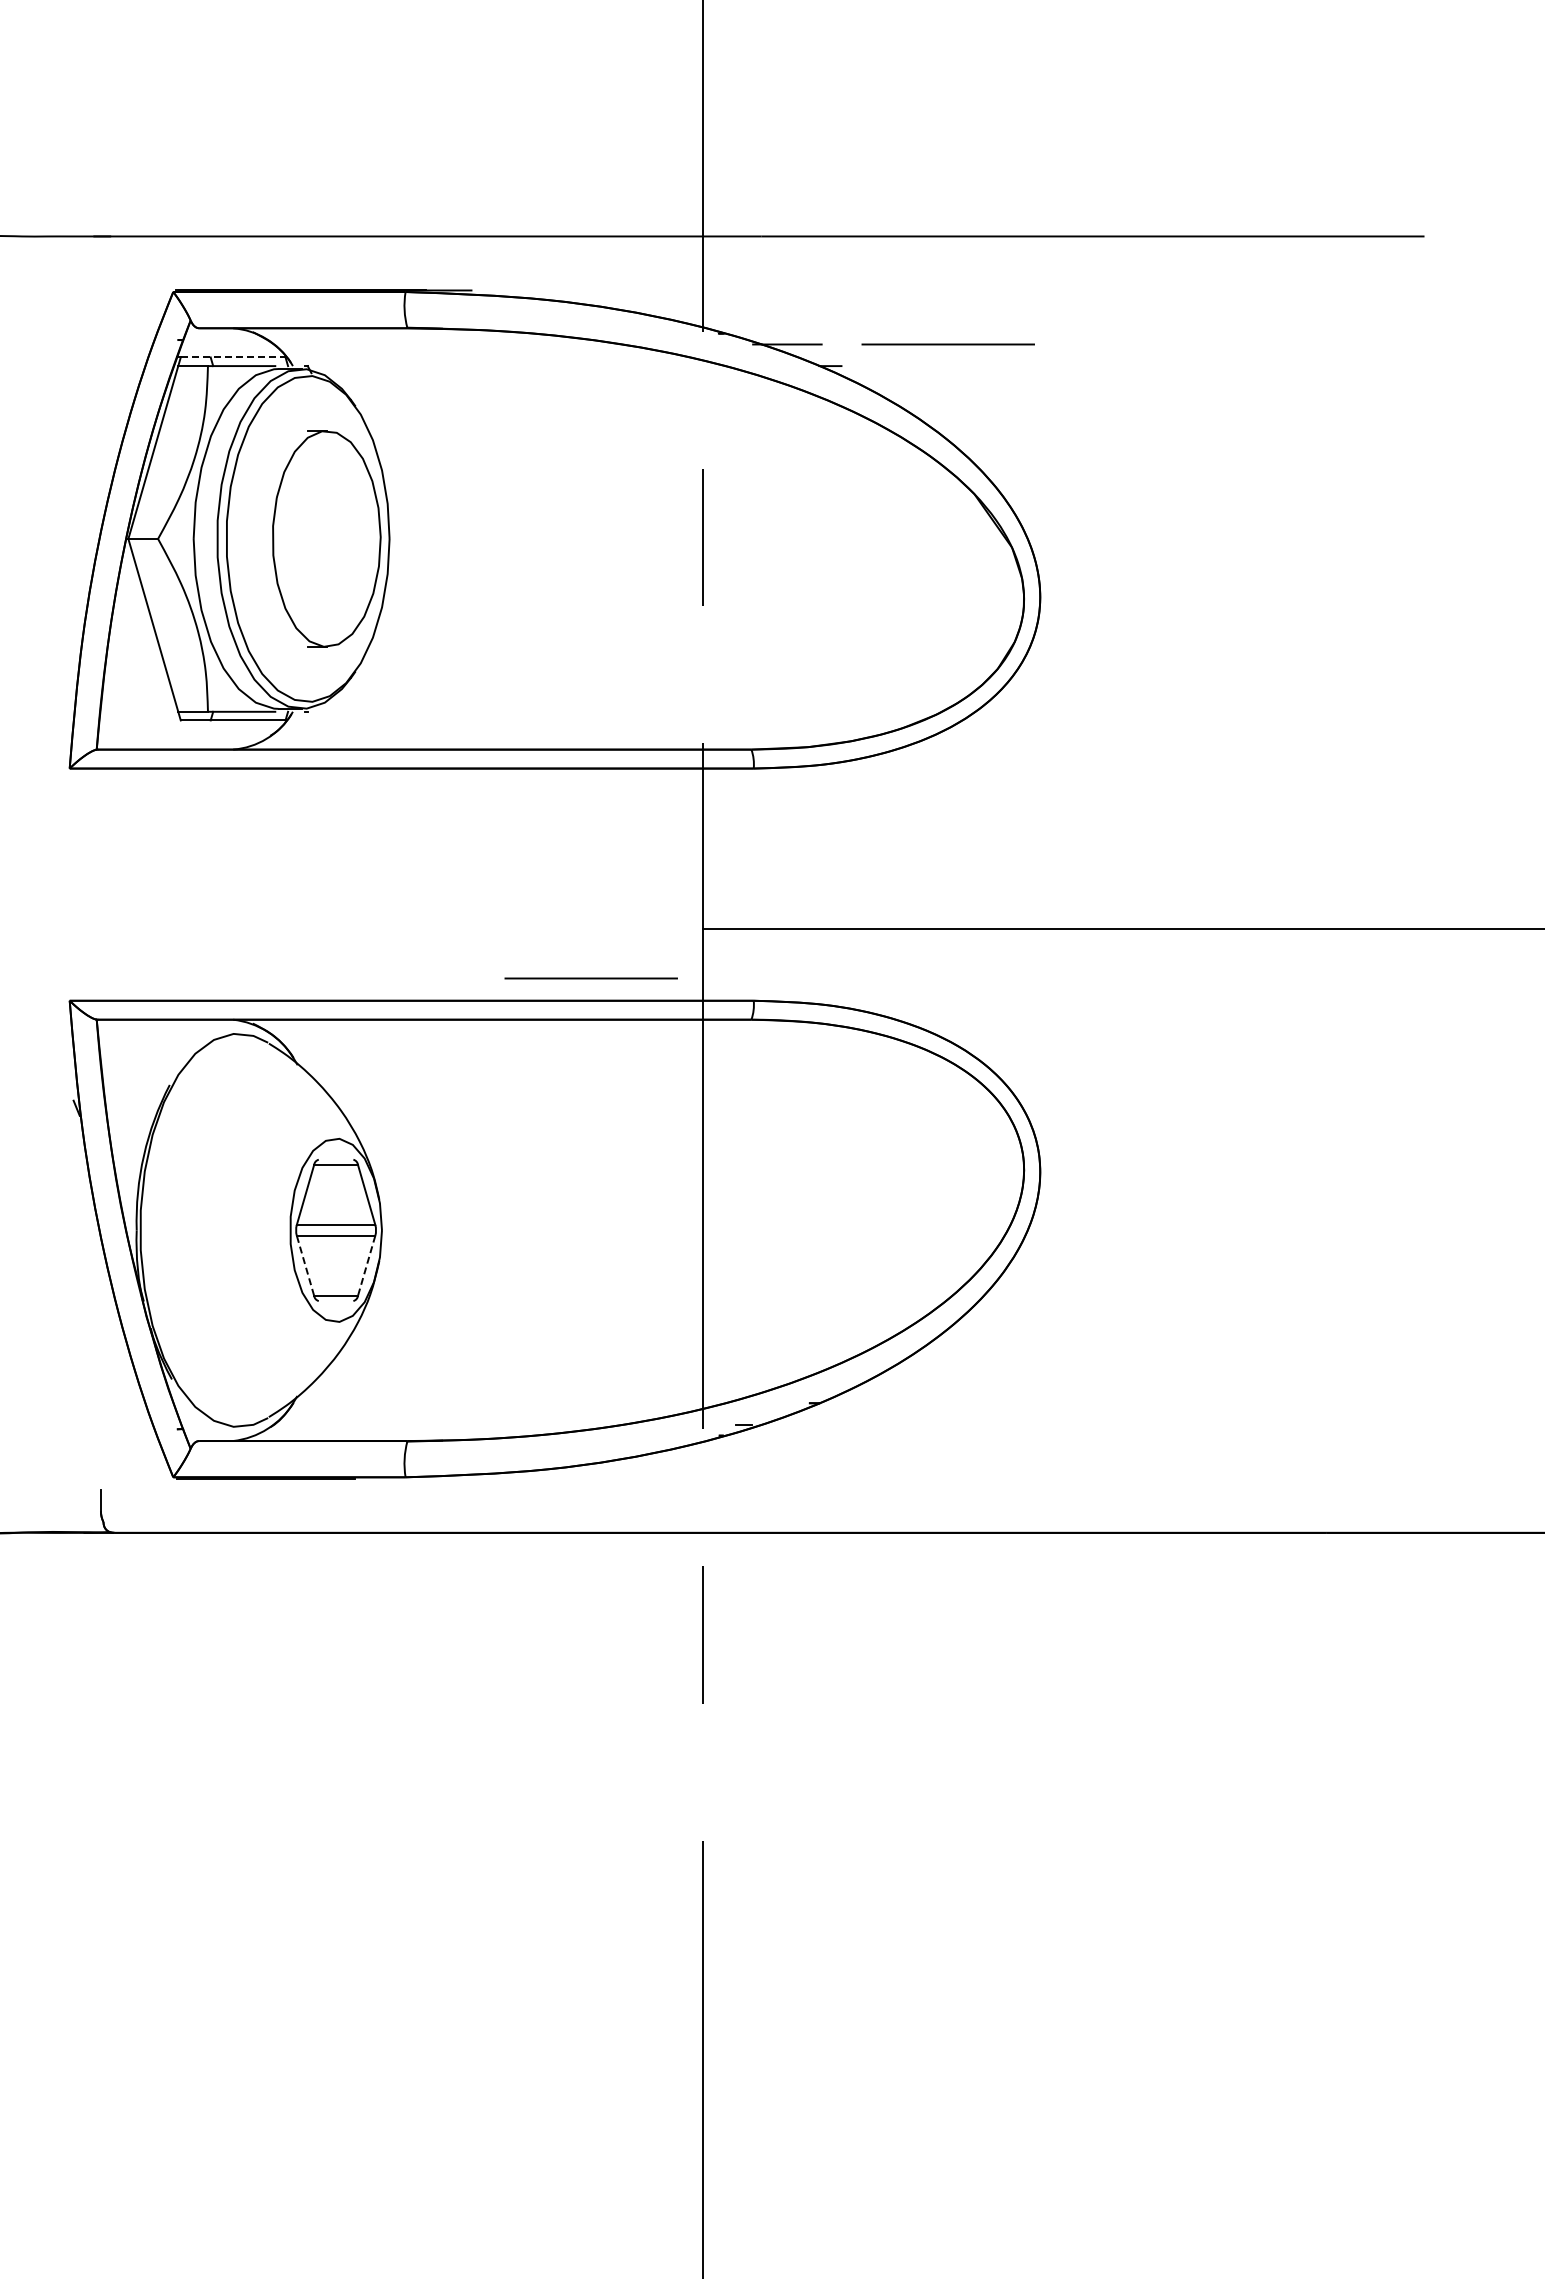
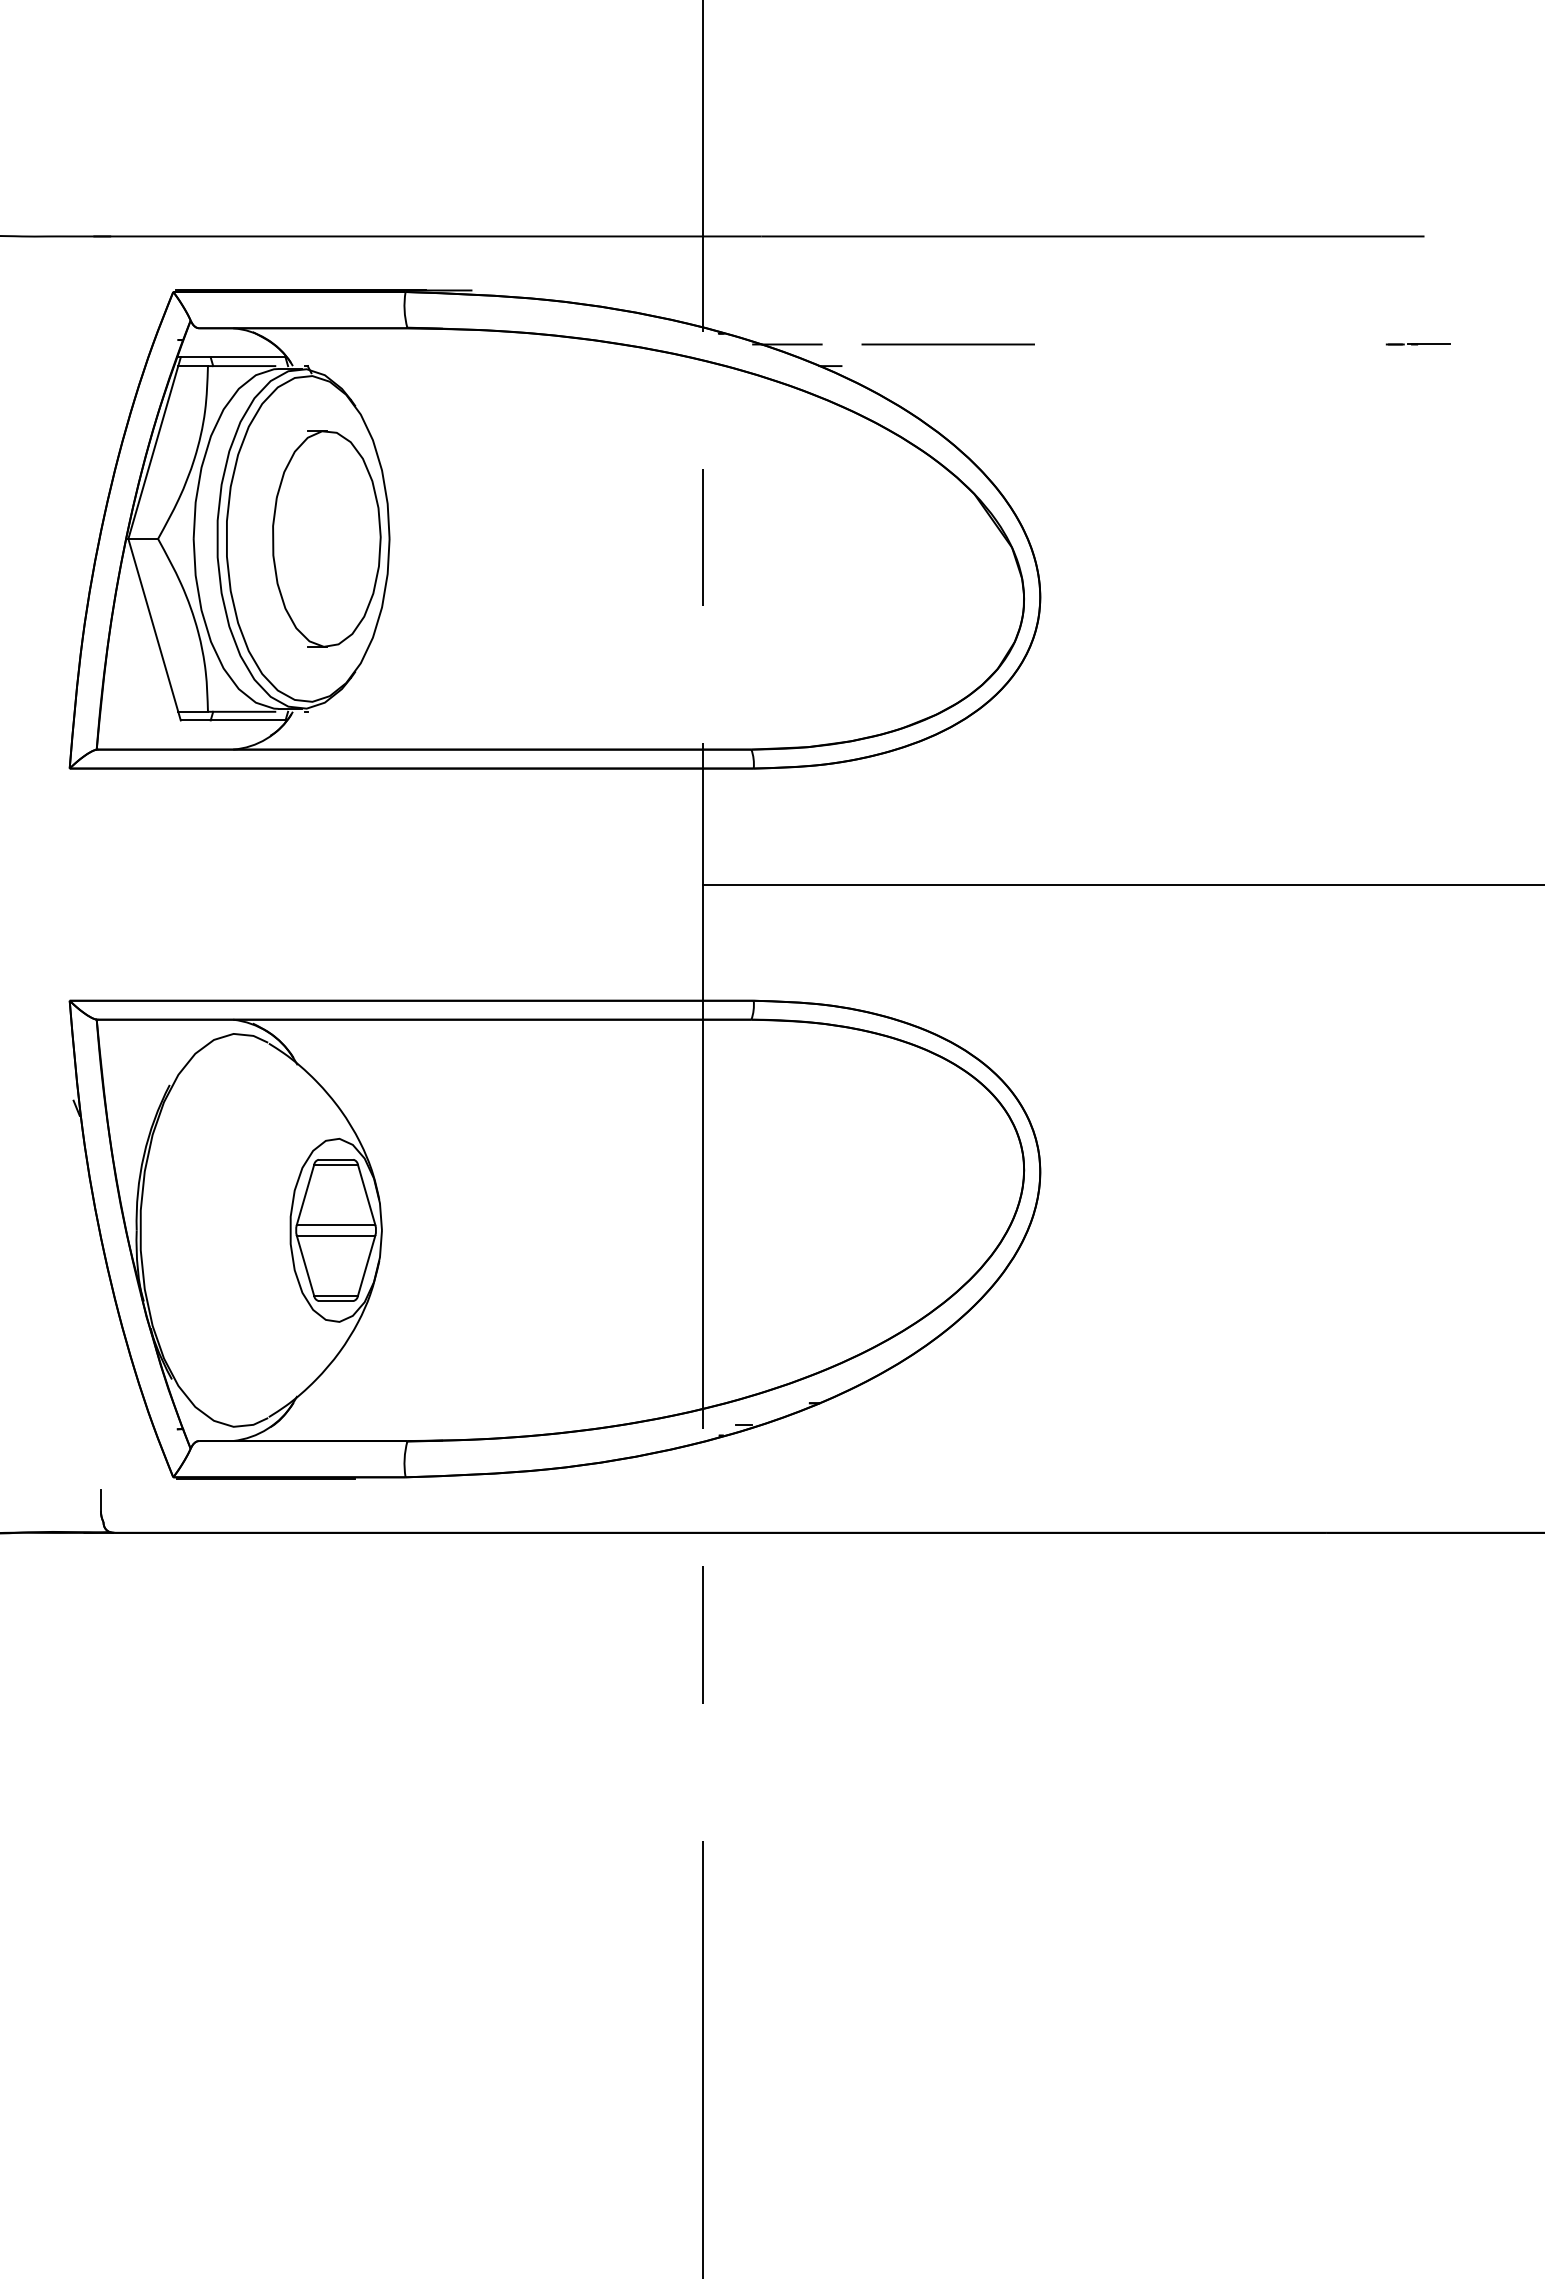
line: none -> present (1417, 344)
line: dashed -> solid (233, 357)
line position: (1122, 928) -> (1122, 884) (1122, 884)
line: present -> none (590, 978)
line: none -> present (335, 1159)
line: dashed -> solid (305, 1265)
line: dashed -> solid (366, 1266)
line: none -> present (335, 1301)
